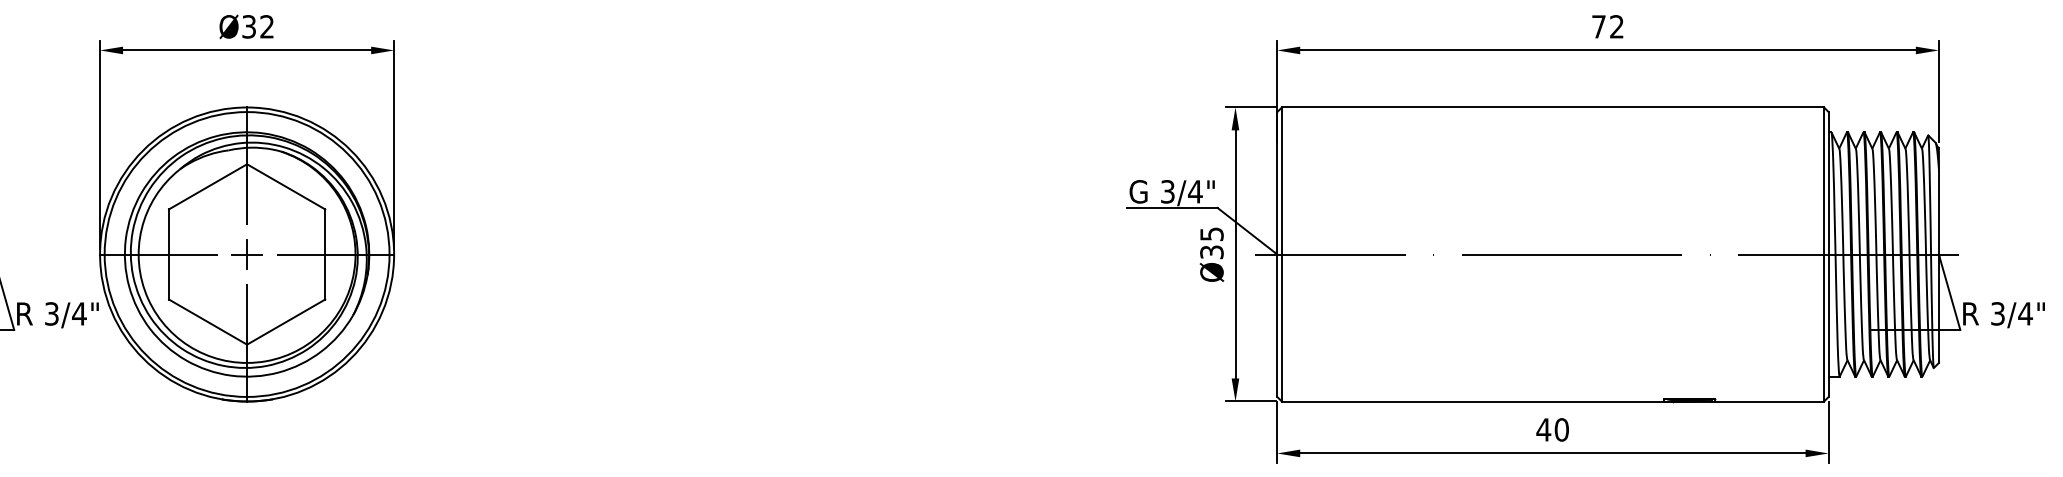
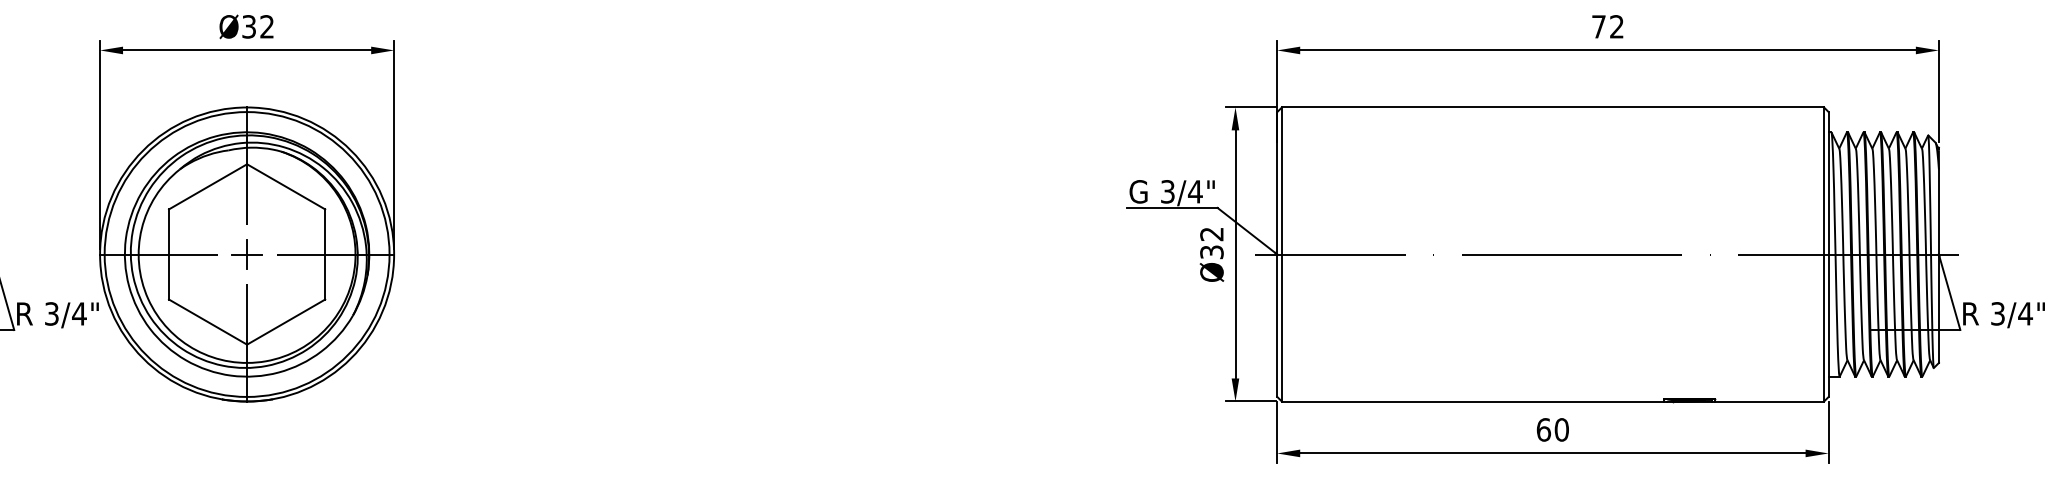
text: Ø35 -> Ø32 (1211, 234)
text: 40 -> 60 (1543, 429)
